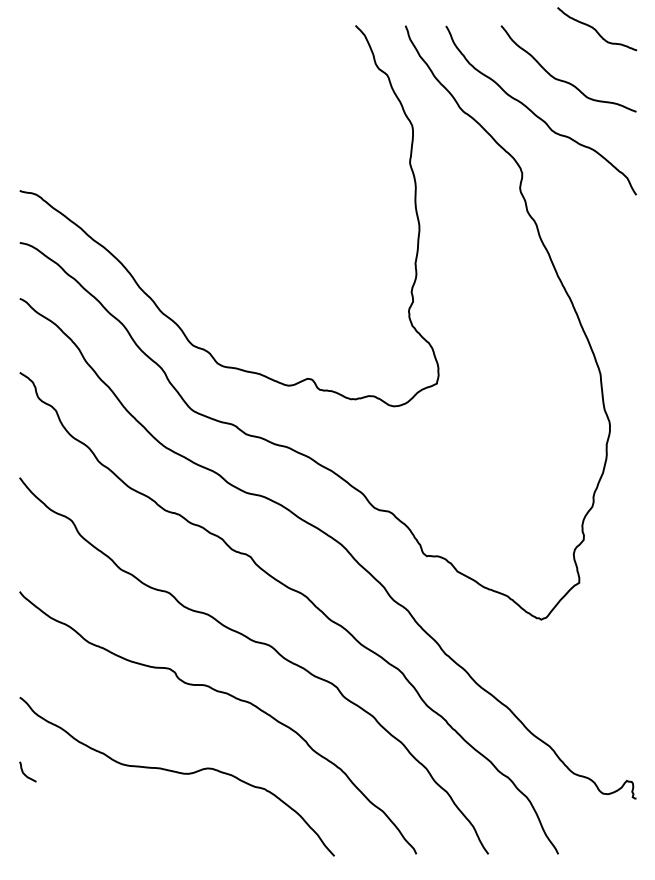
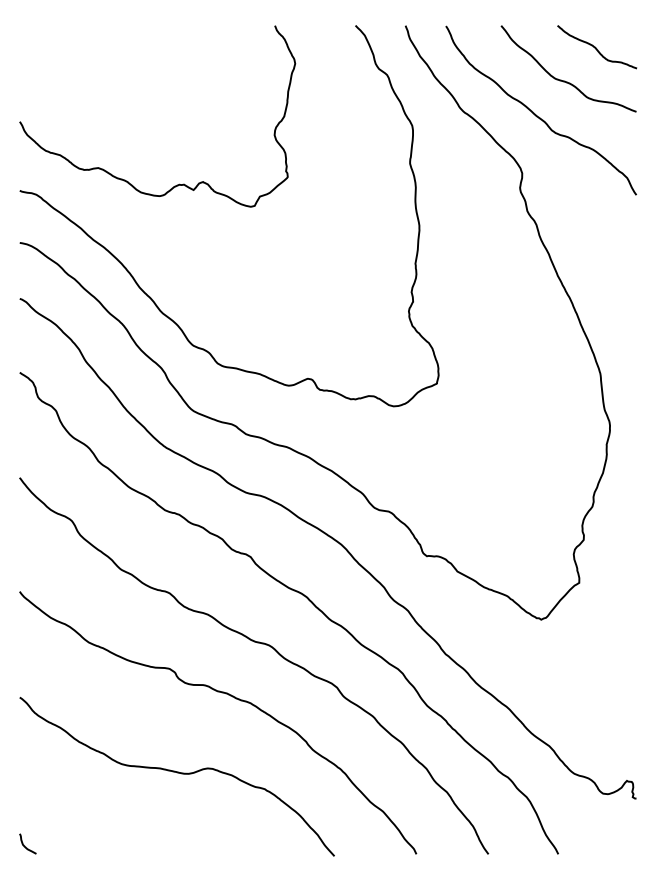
curve position: (596, 29) -> (596, 47) (596, 47)
curve: none -> present (179, 183)
curve position: (24, 772) -> (24, 844) (24, 844)
